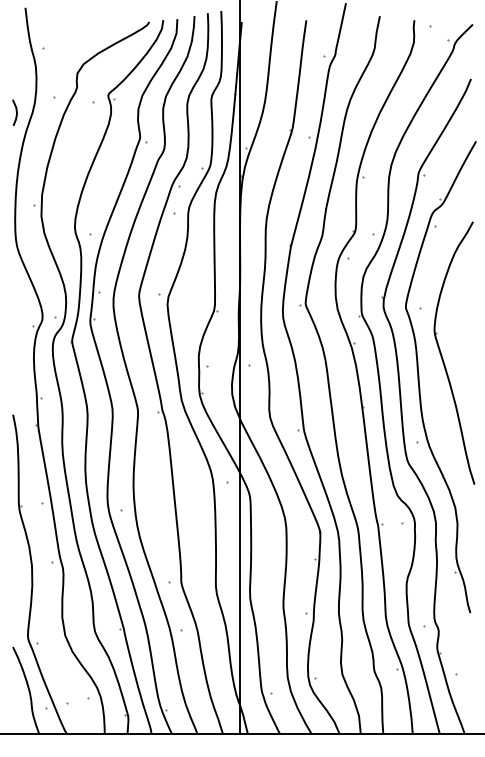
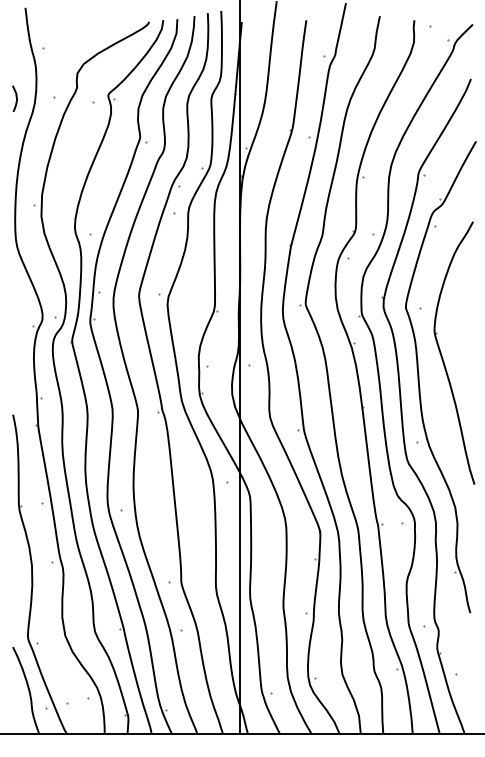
line position: (15, 111) -> (15, 97) (15, 97)
